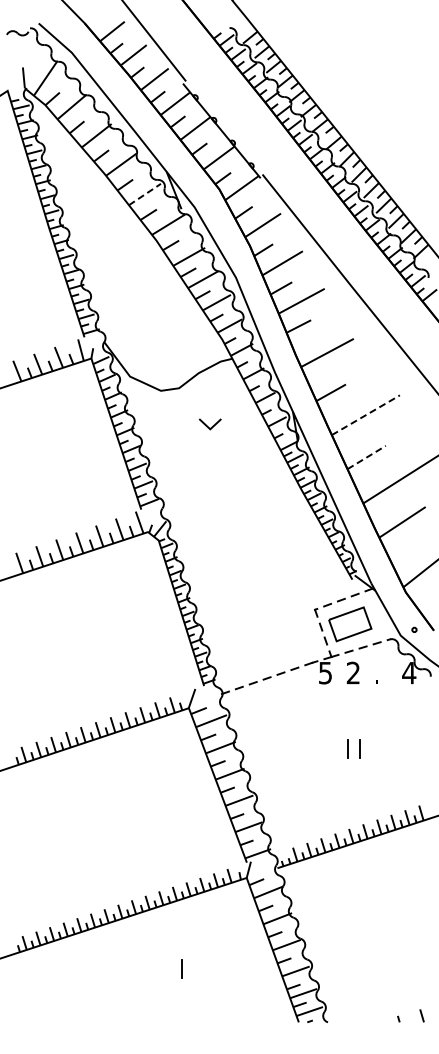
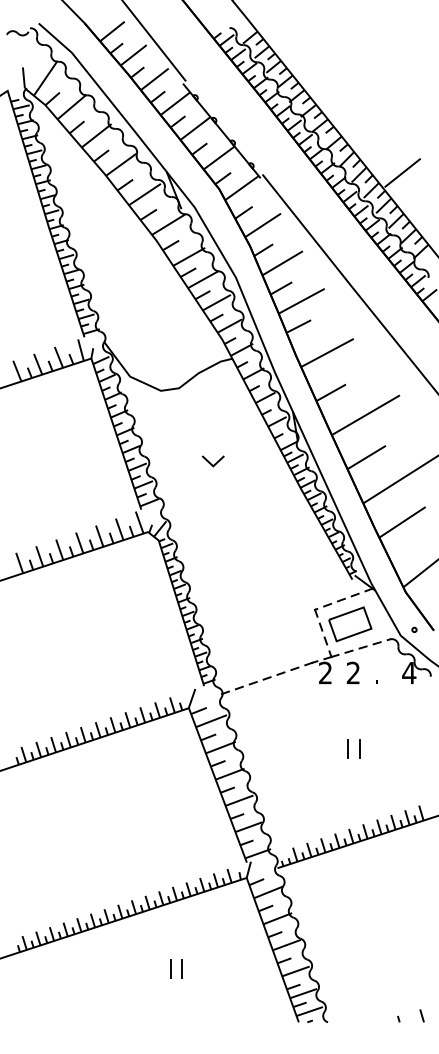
line: none -> present (402, 172)
line: dashed -> solid (145, 194)
line: dashed -> solid (366, 414)
line position: (207, 425) -> (210, 462) (210, 462)
line: dashed -> solid (367, 457)
text: 5 -> 2 (325, 672)
line: none -> present (170, 968)
